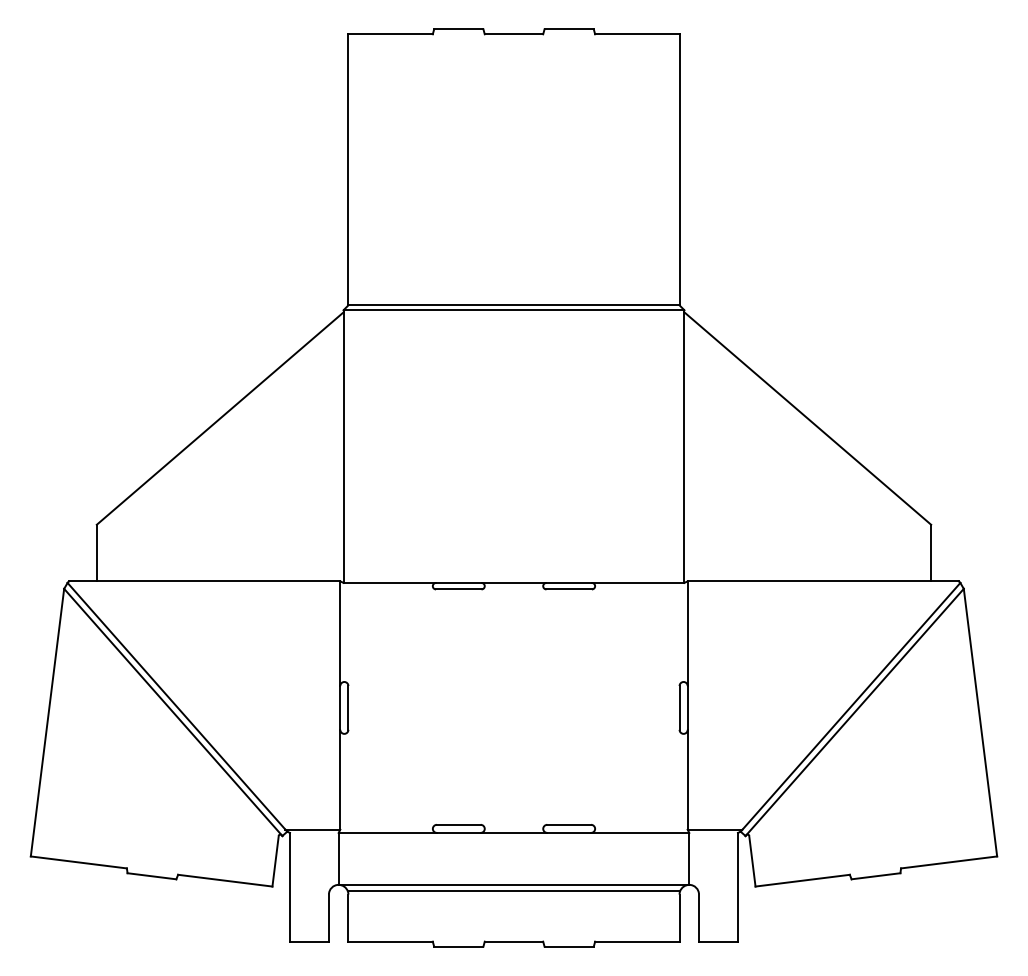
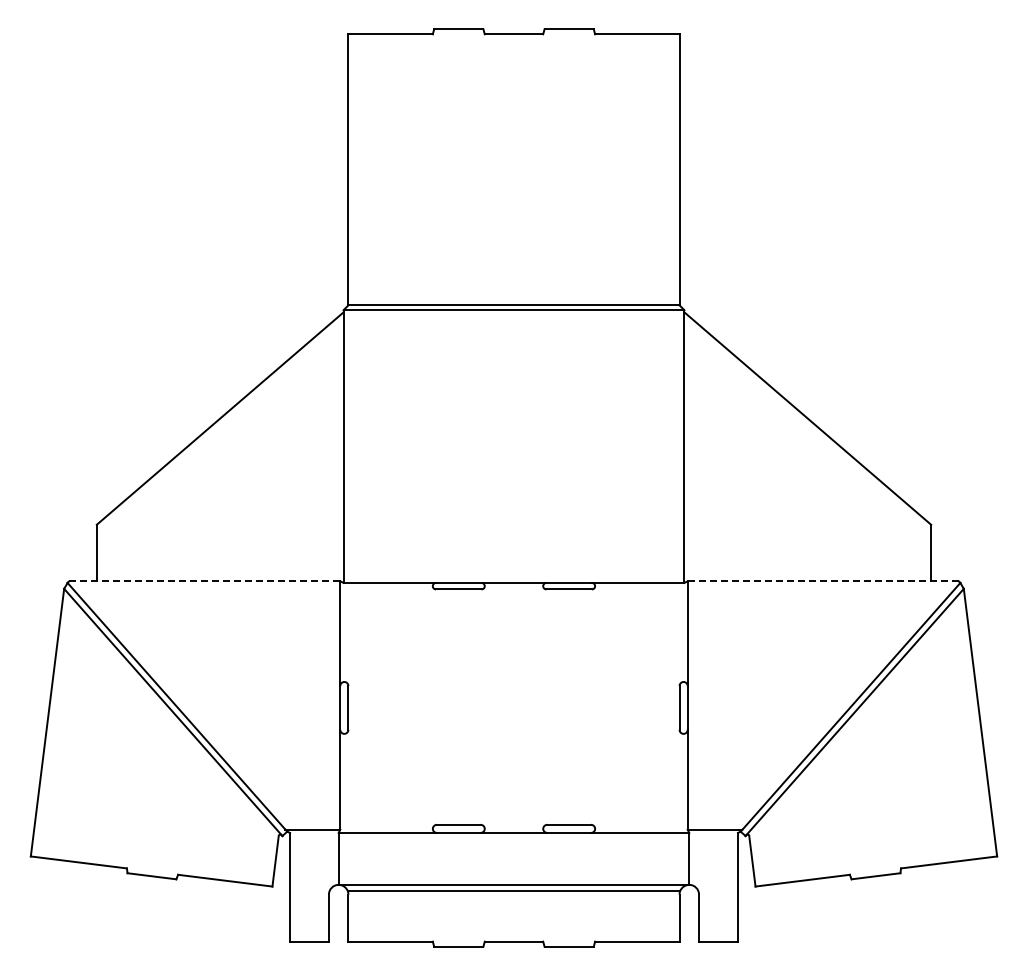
line: solid -> dashed (204, 581)
line: solid -> dashed (823, 581)
